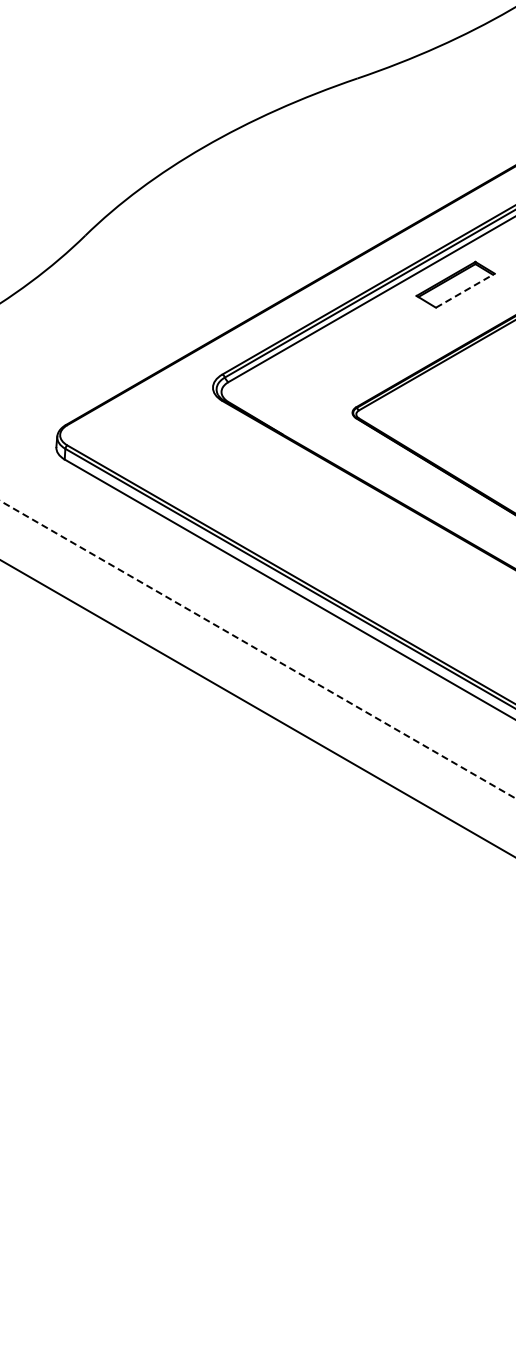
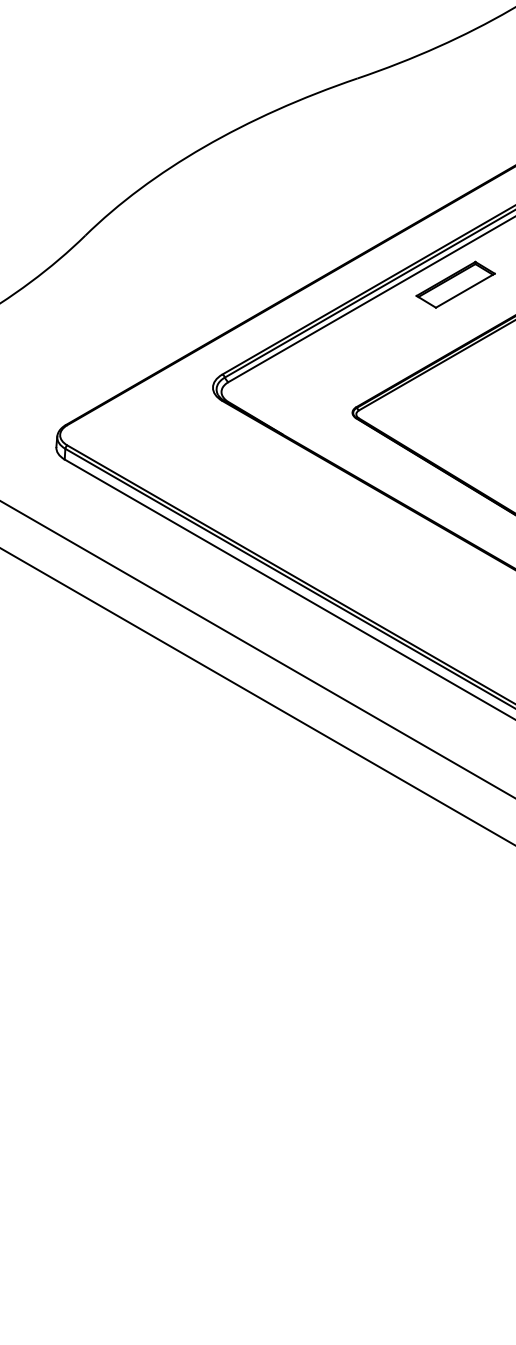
line: dashed -> solid (465, 290)
line: dashed -> solid (258, 649)
line position: (257, 708) -> (257, 696) (257, 696)
